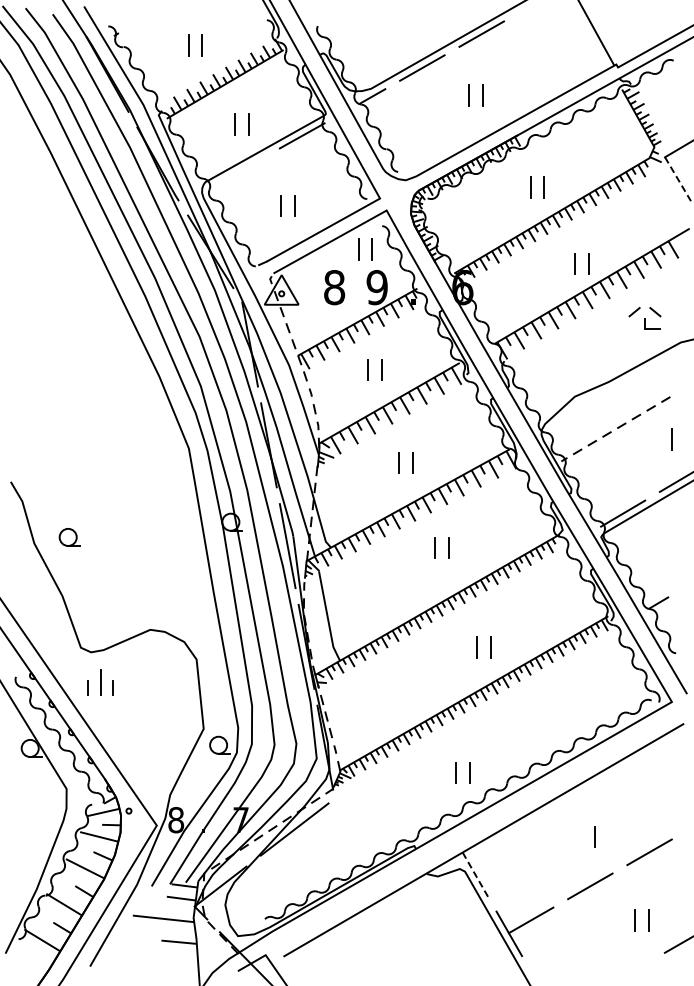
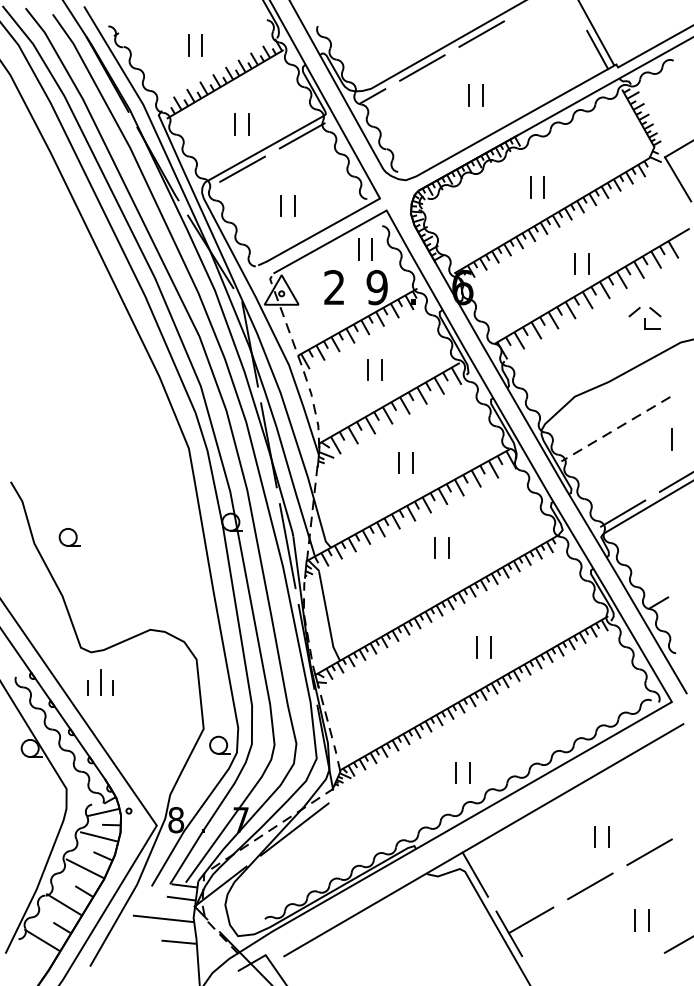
line: none -> present (597, 49)
line: none -> present (242, 168)
line: dashed -> solid (678, 179)
text: 8 -> 2 (334, 287)
line: none -> present (608, 836)
line: dashed -> solid (475, 874)
